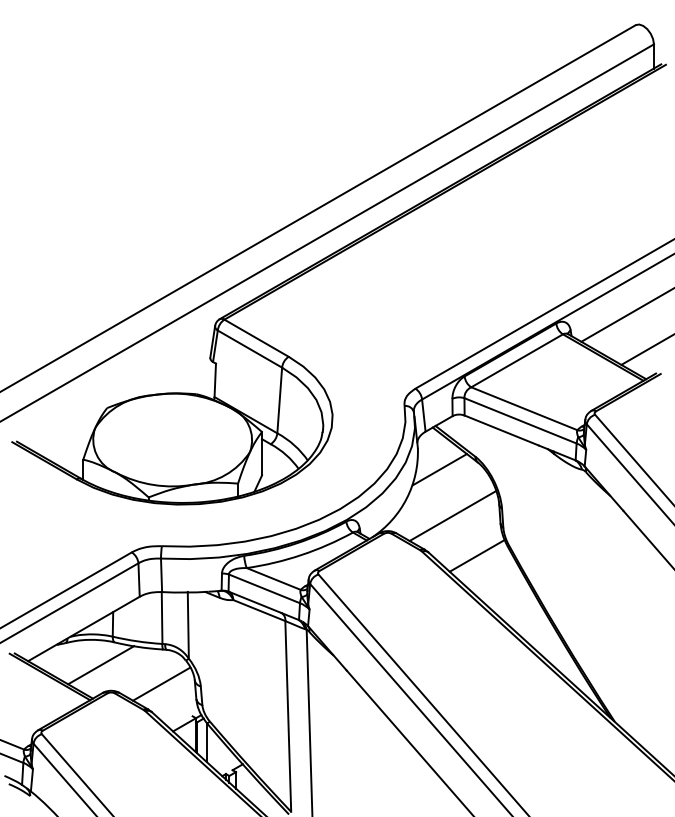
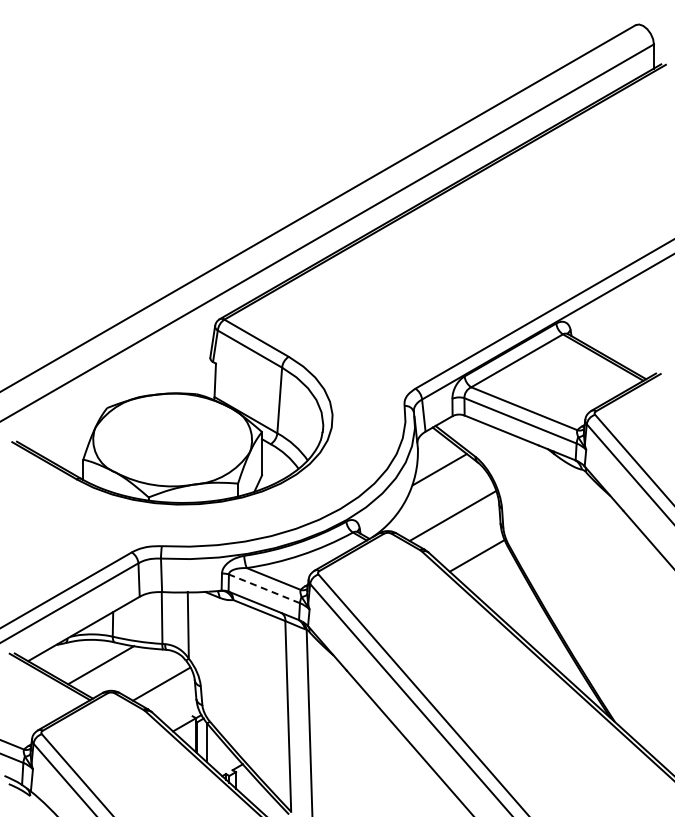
line: present -> none (626, 315)
line: present -> none (646, 350)
line: solid -> dashed (264, 588)
